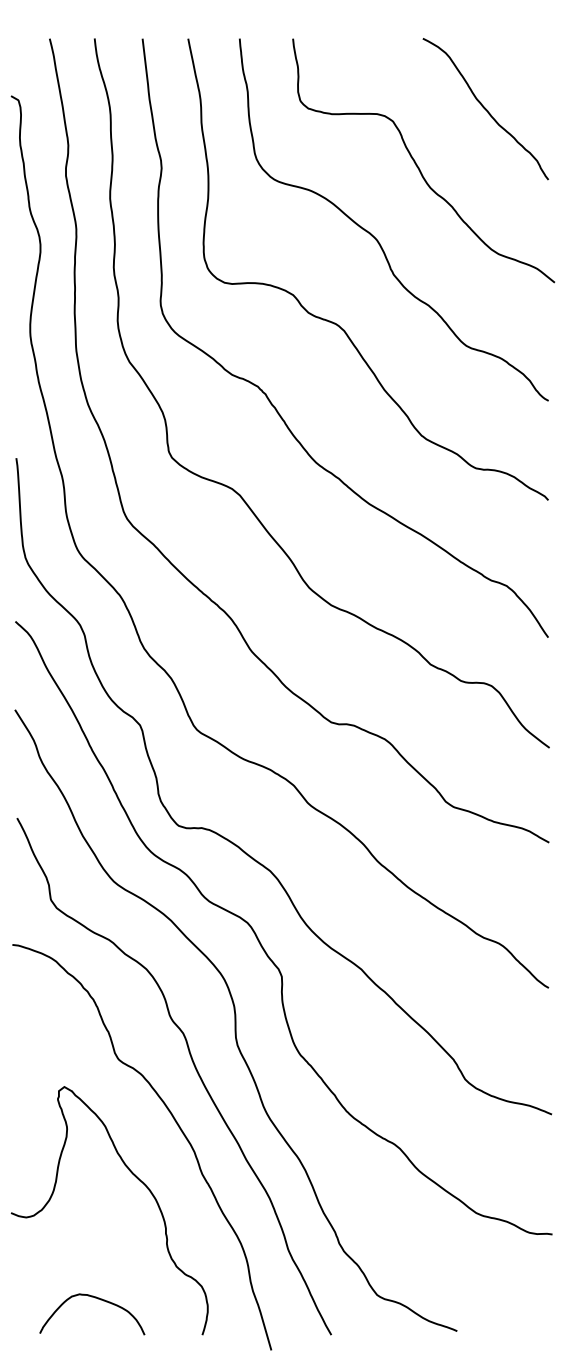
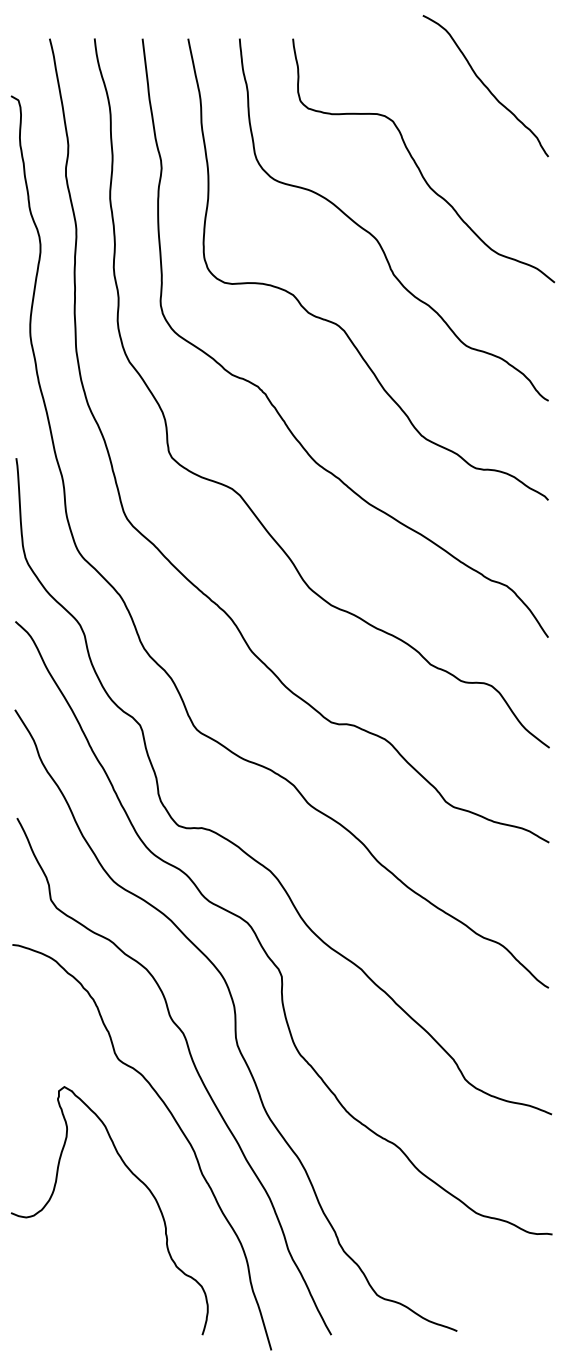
curve position: (485, 109) -> (485, 86) (485, 86)
curve: present -> none (100, 1300)
